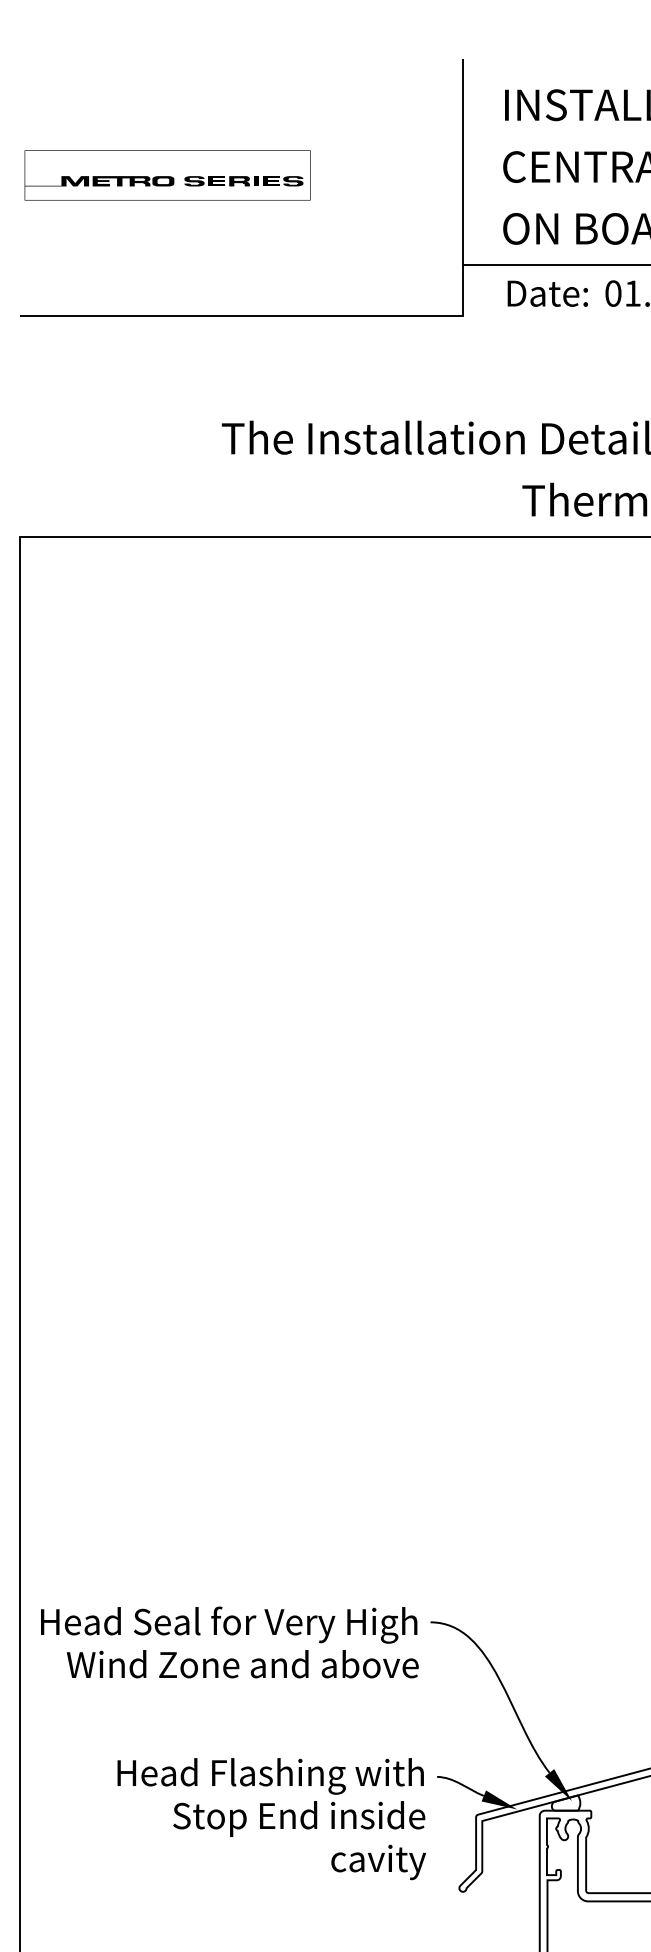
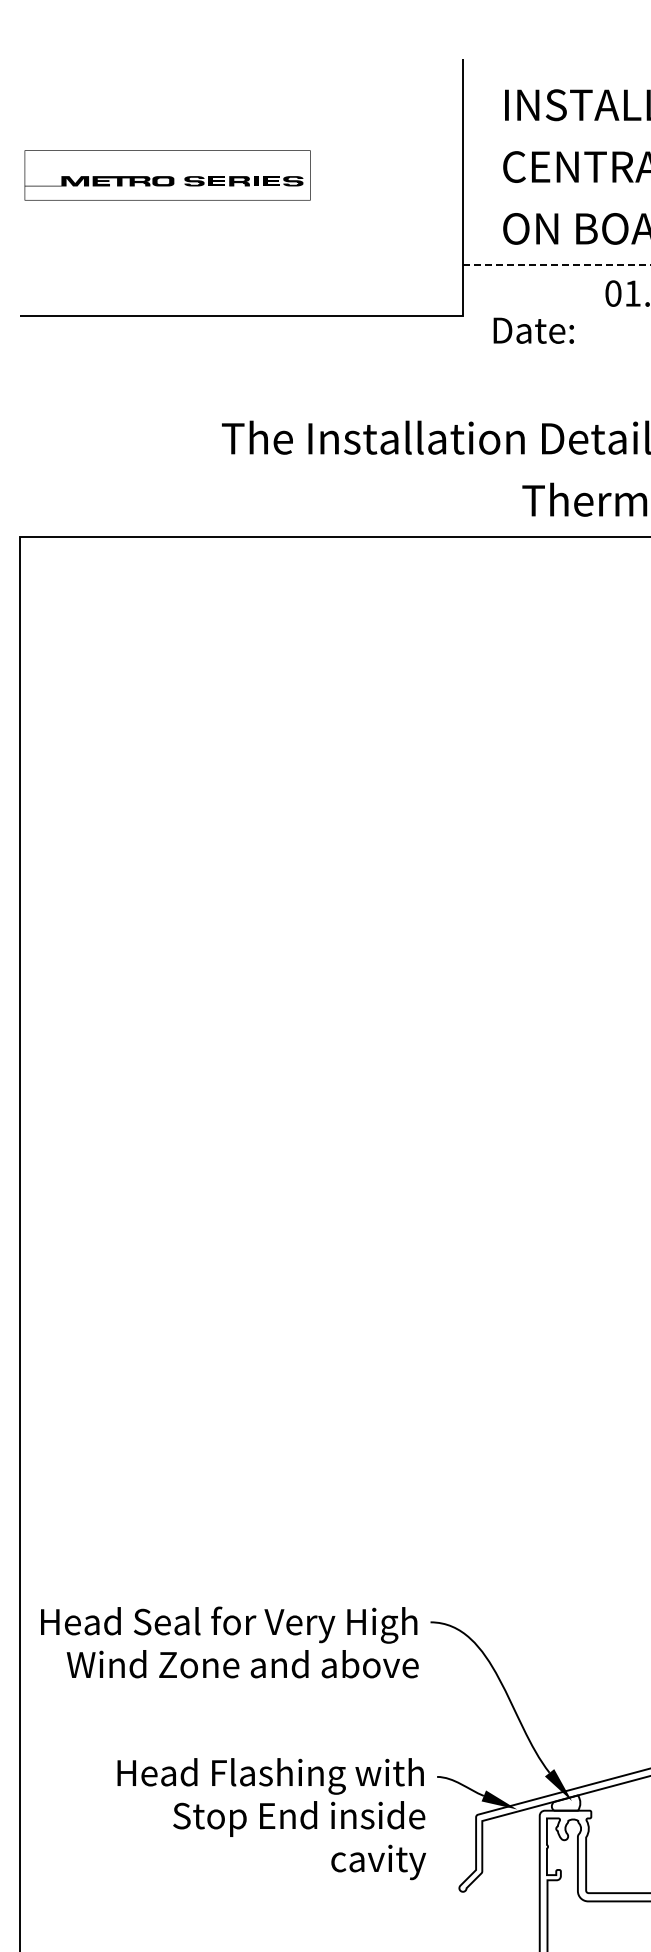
line: solid -> dashed (556, 265)
text position: (547, 293) -> (533, 330) (533, 330)
